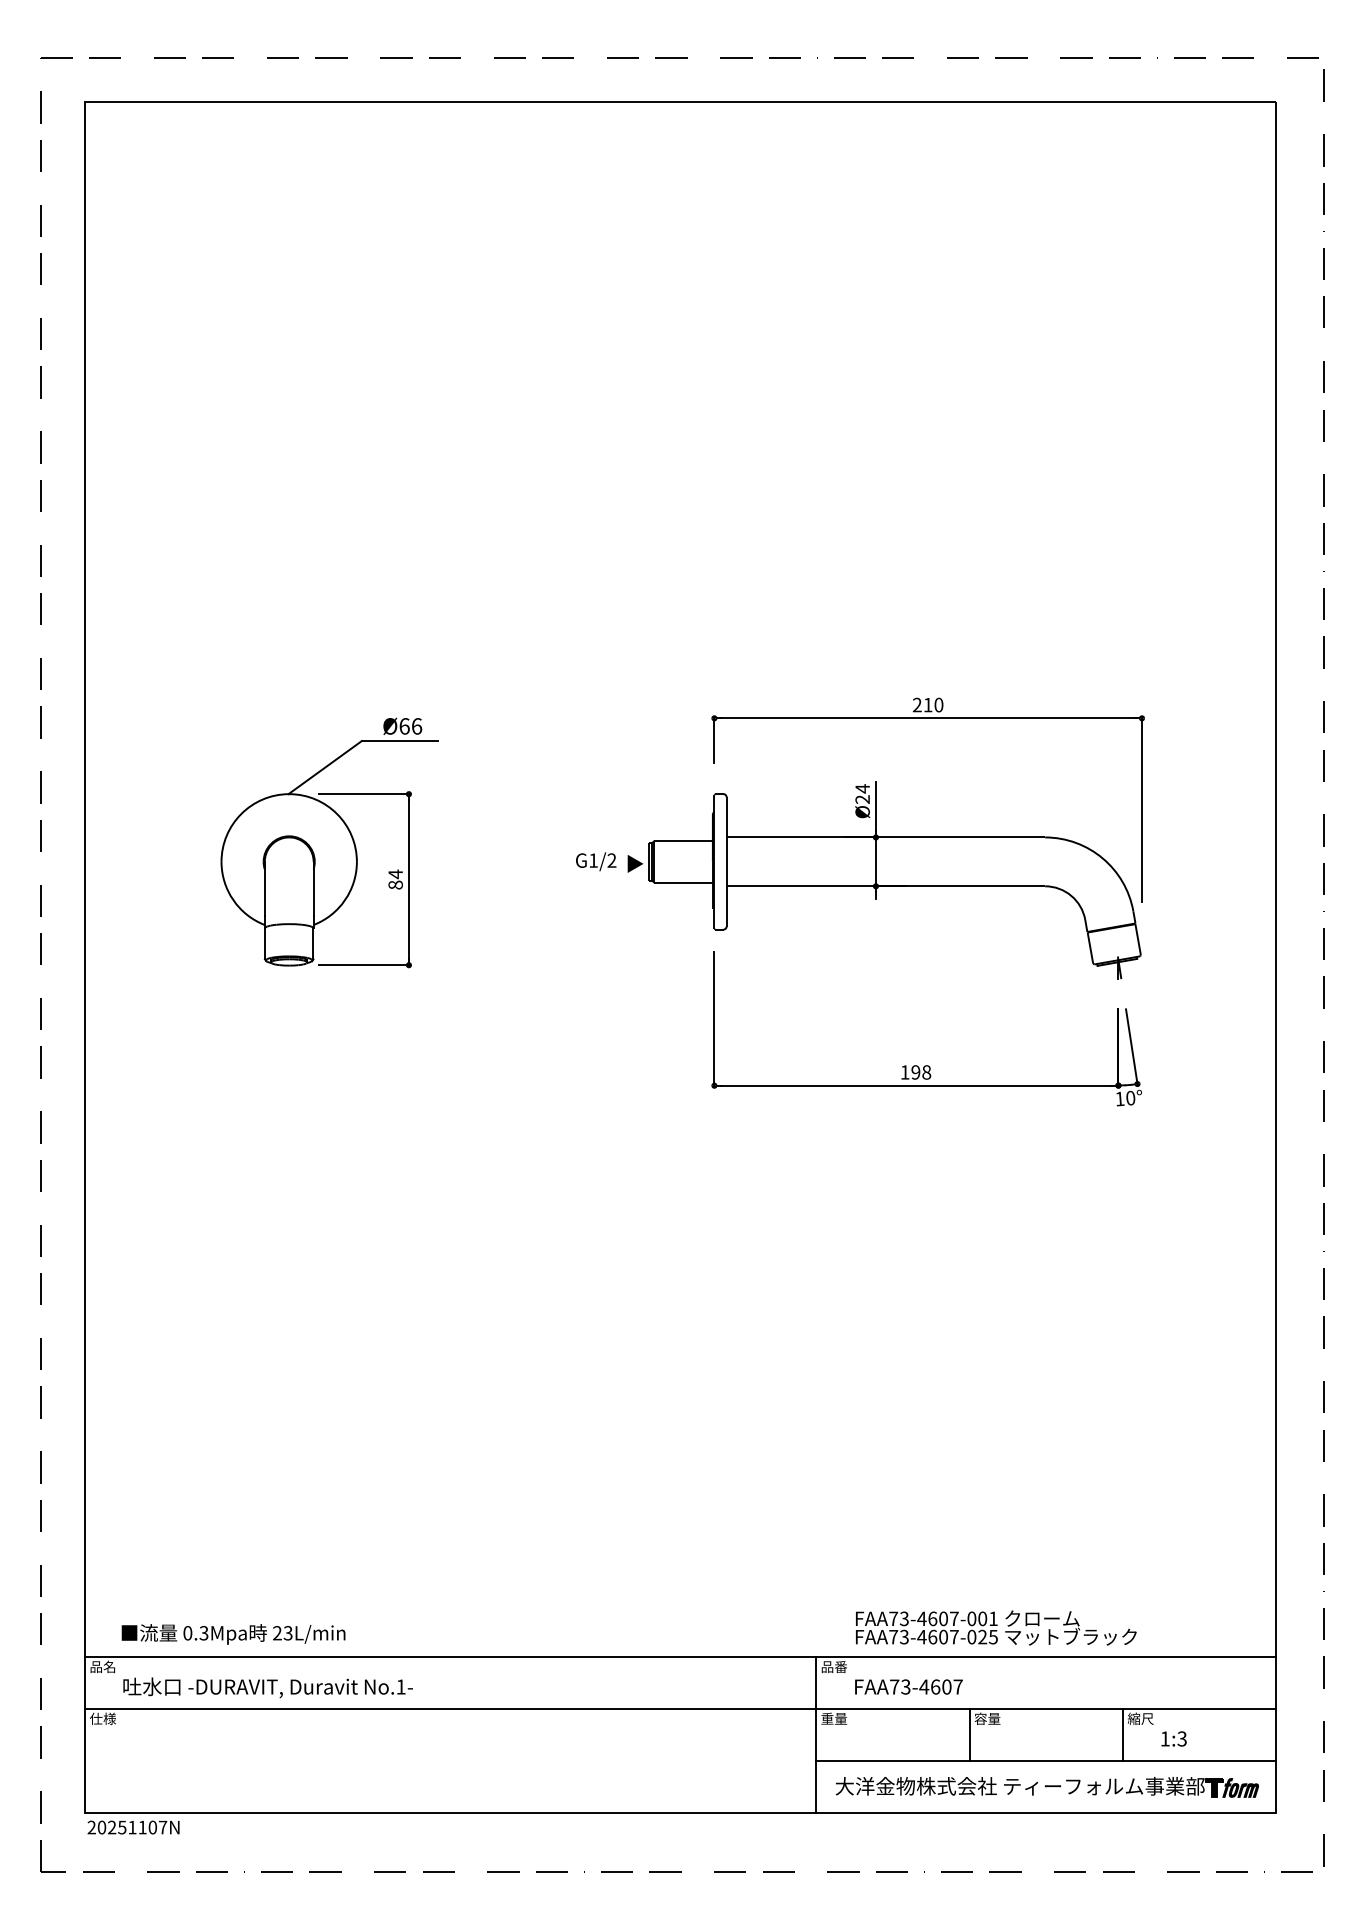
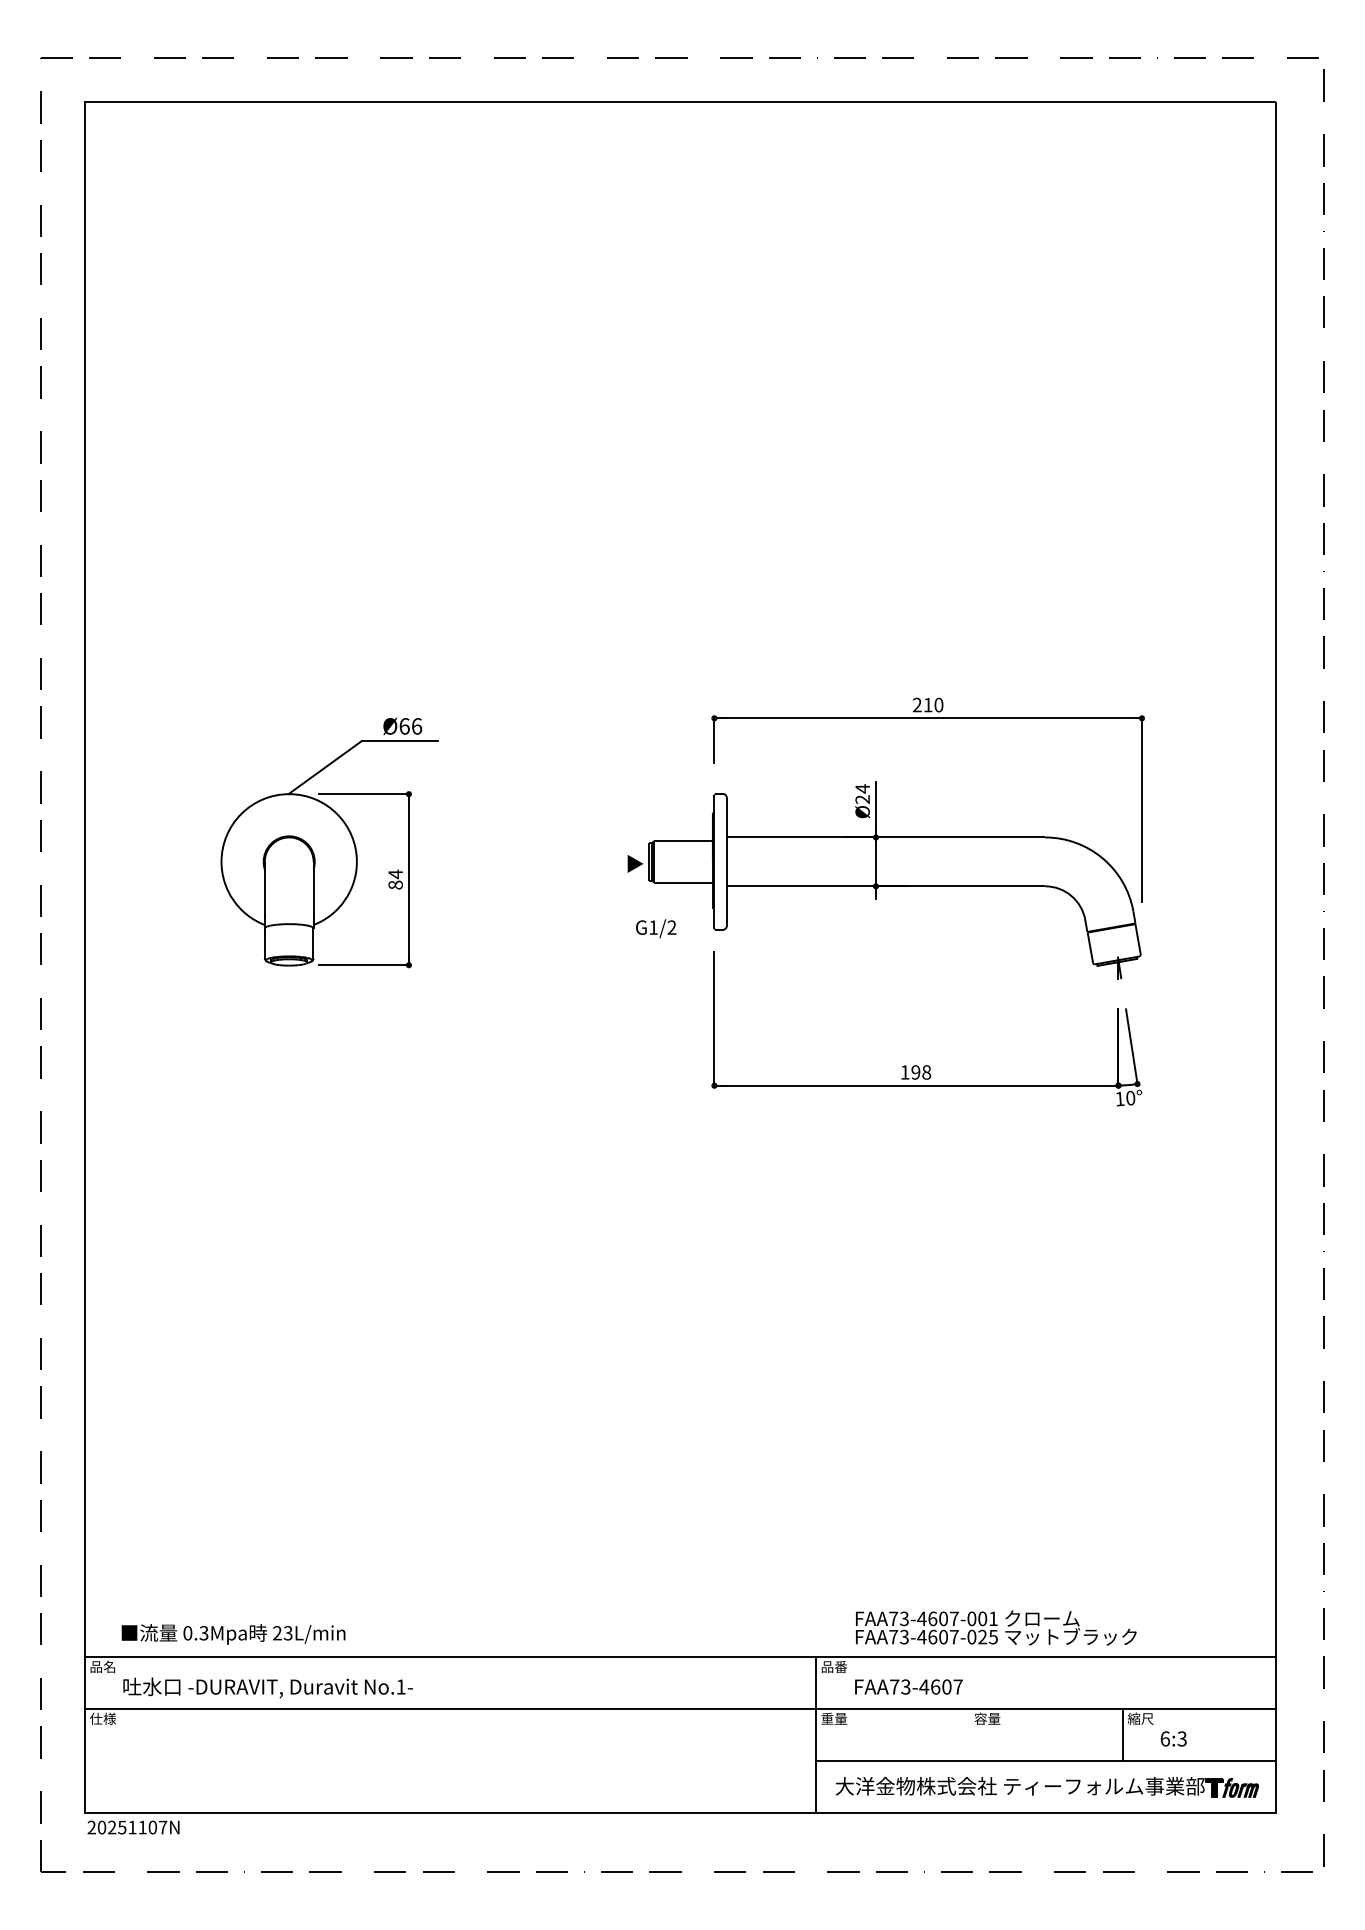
text position: (596, 861) -> (656, 928) (656, 928)
line: present -> none (969, 1734)
text: 1:3 -> 6:3 (1165, 1738)
